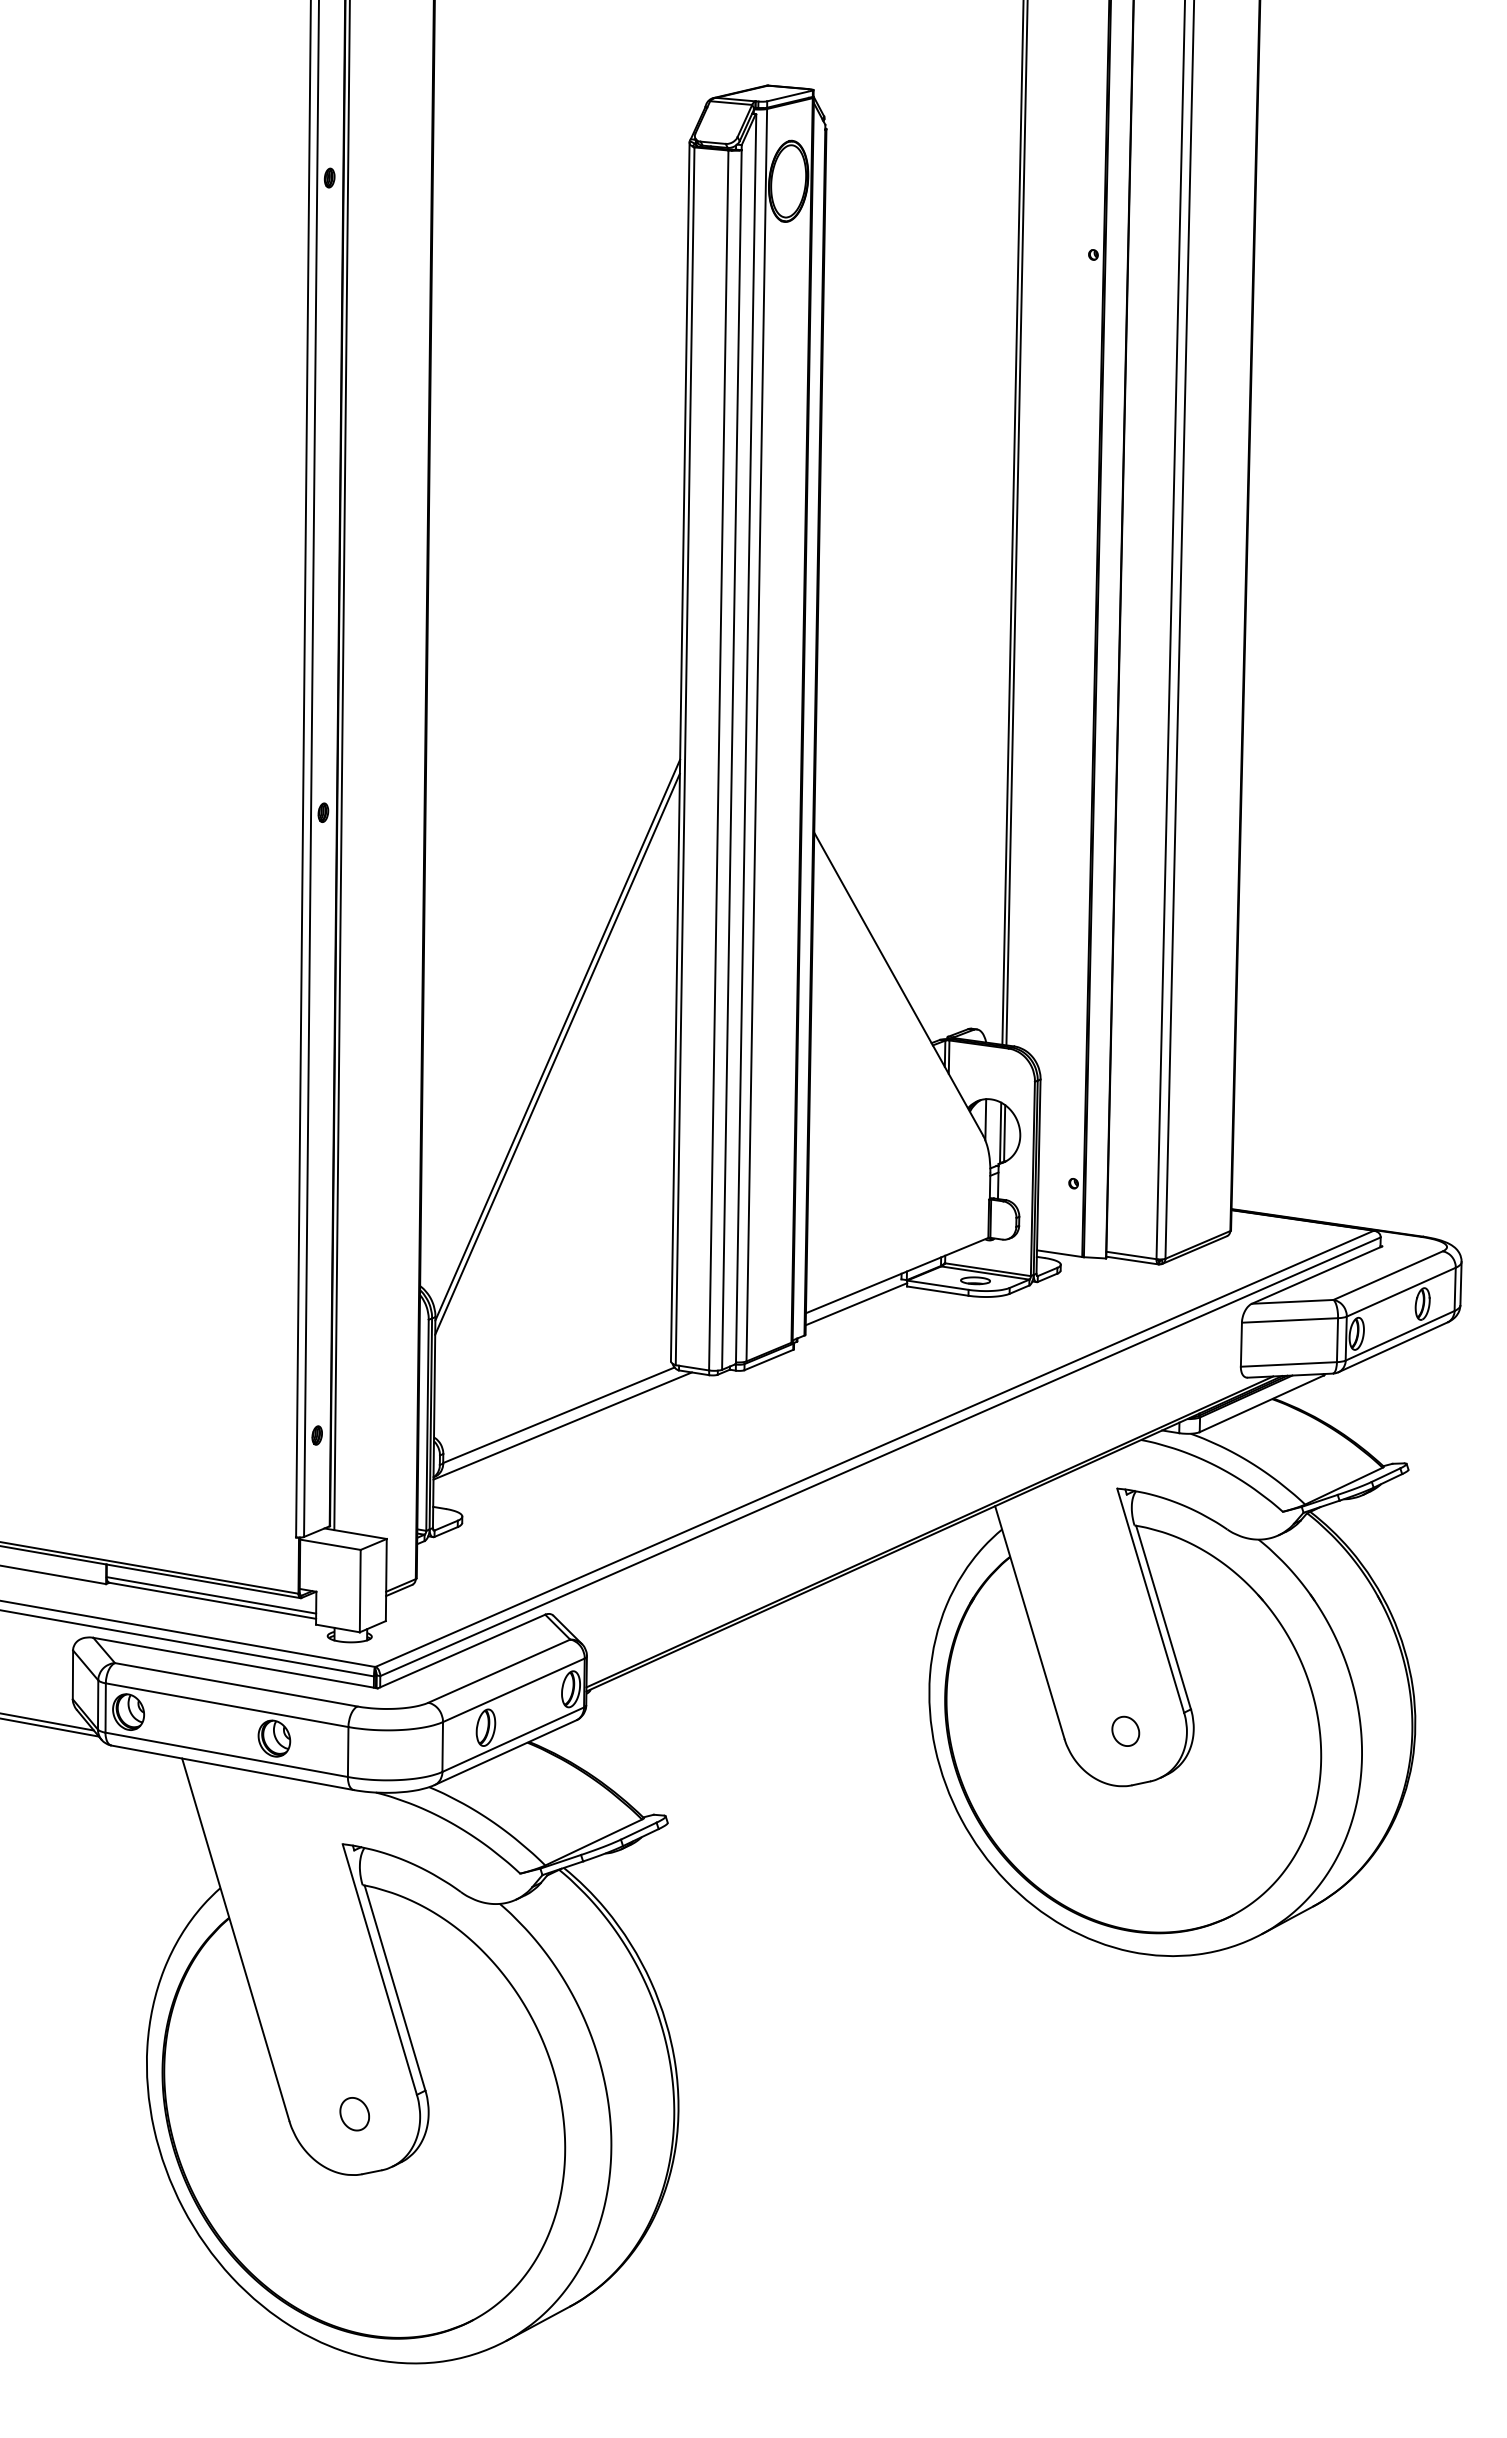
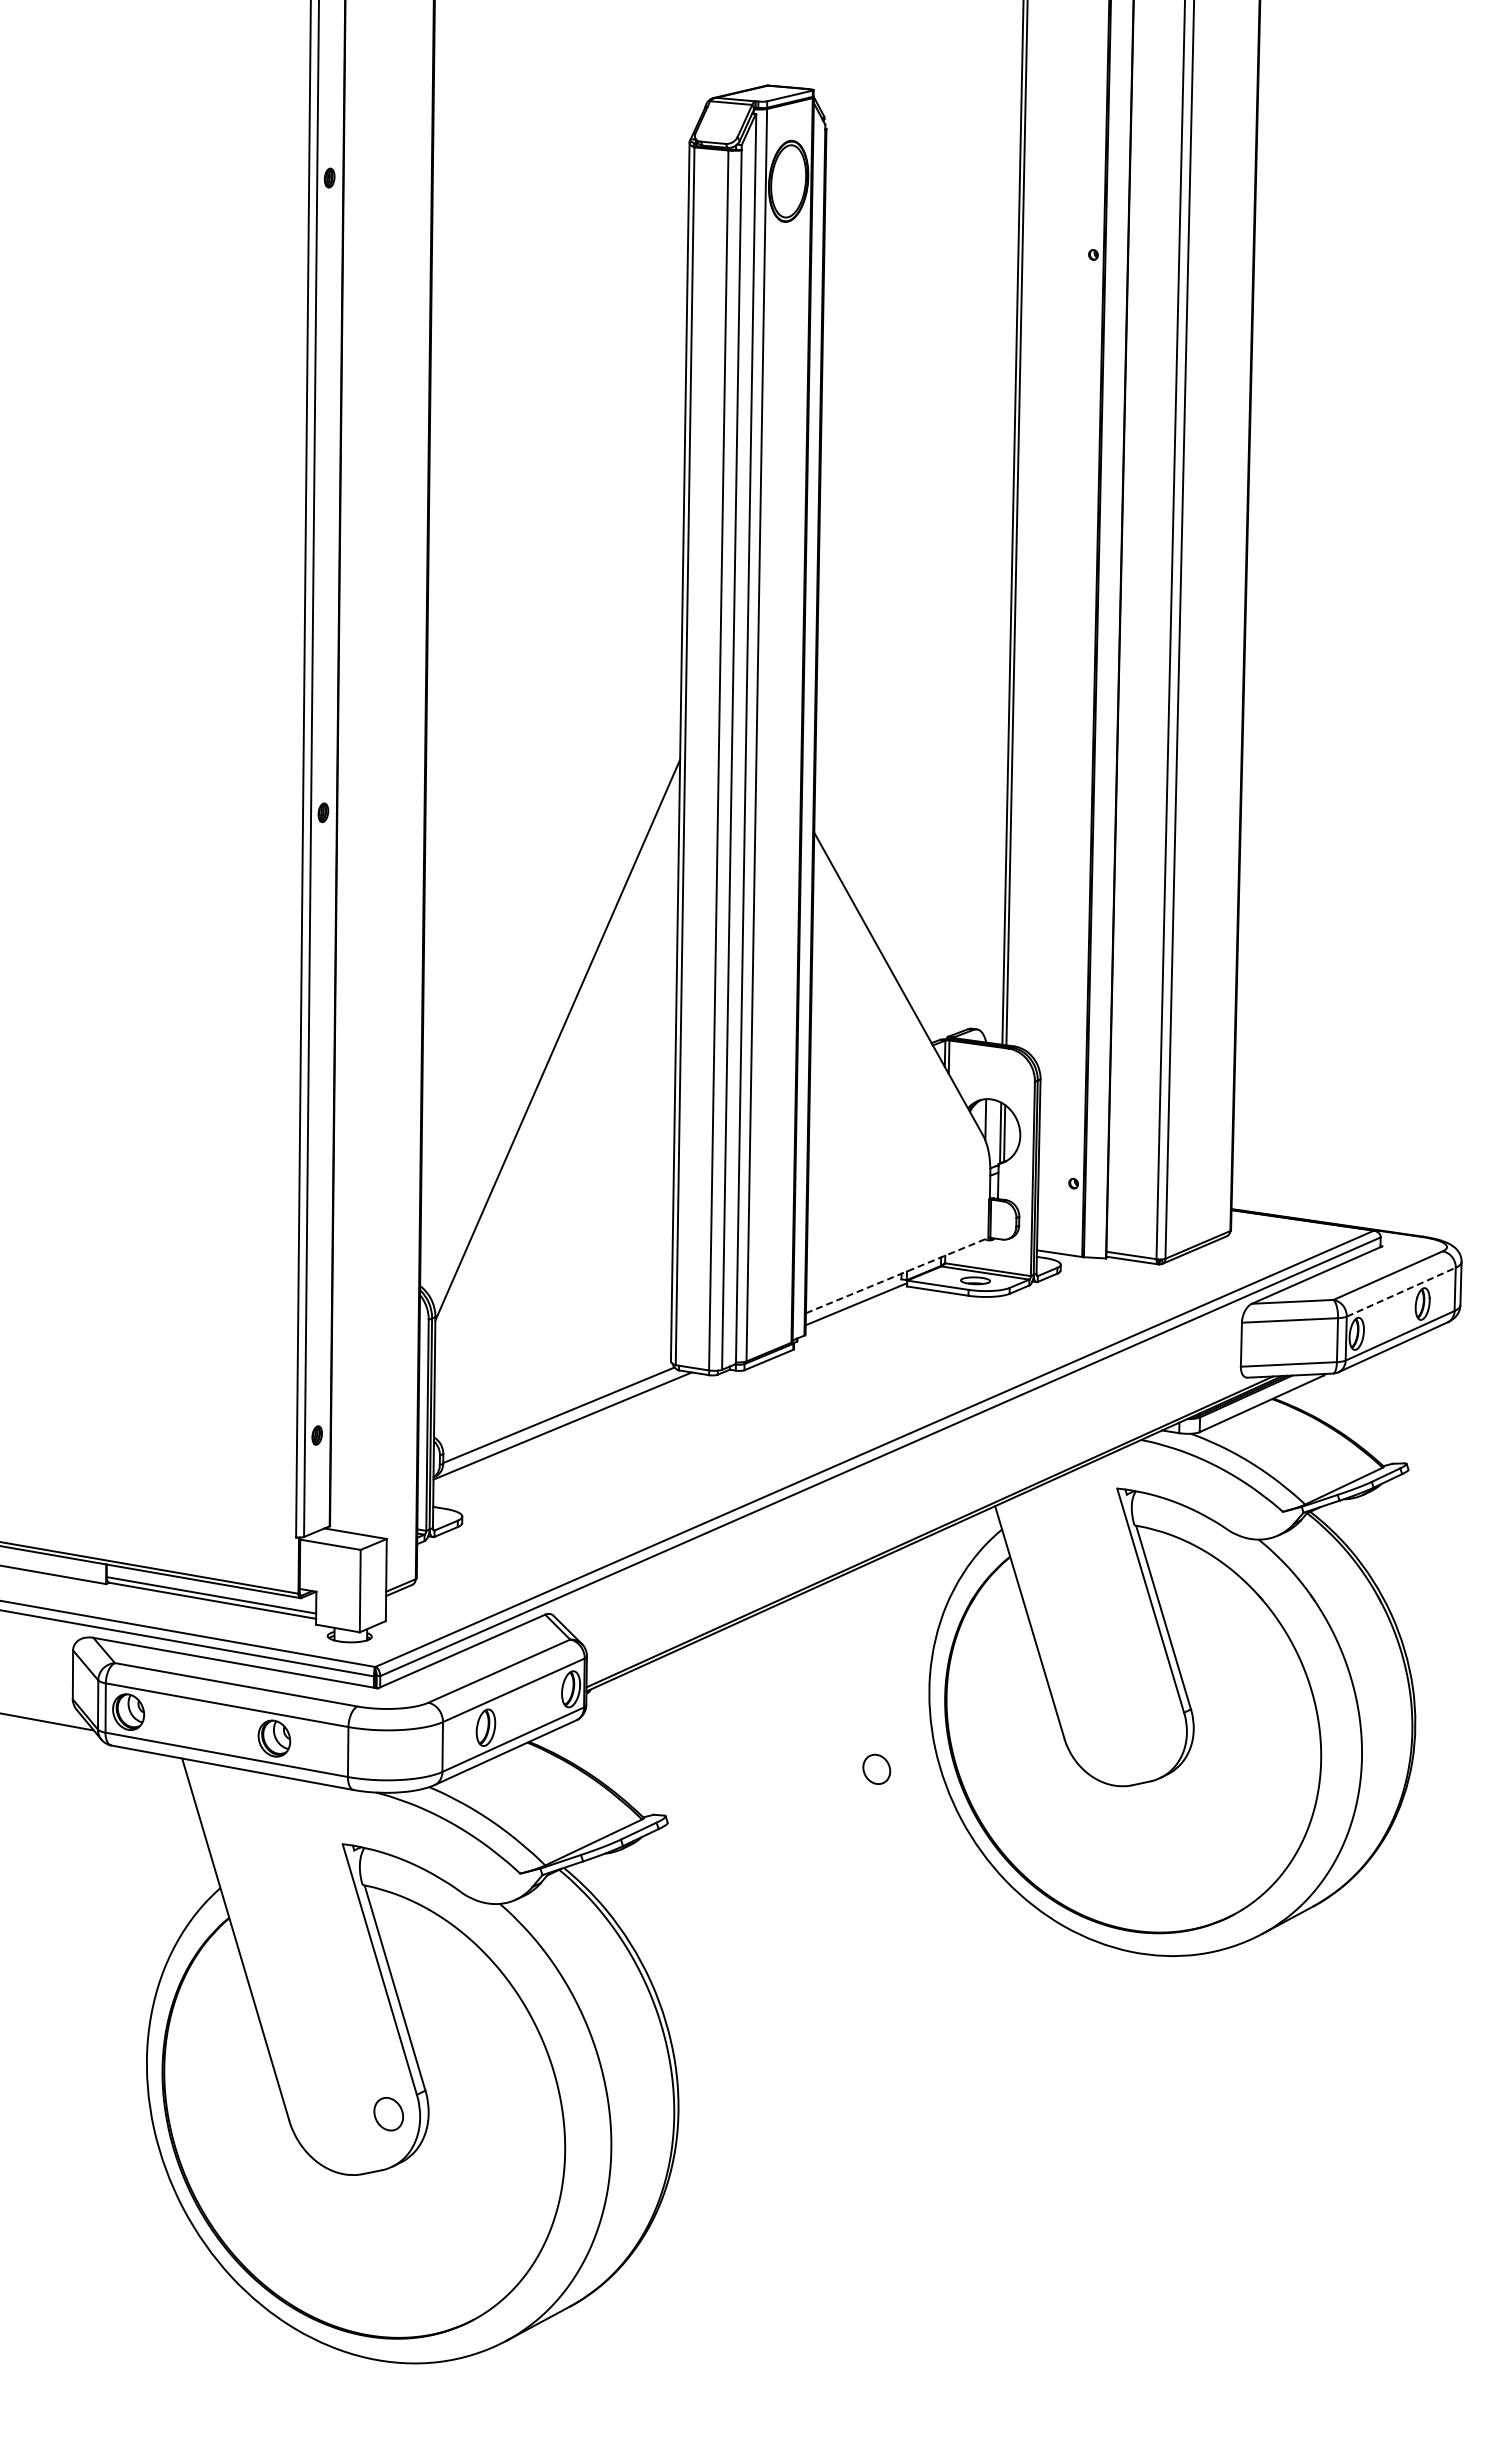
line: present -> none (341, 766)
line: present -> none (557, 1053)
line: solid -> dashed (897, 1275)
line: solid -> dashed (1401, 1292)
line: present -> none (50, 1727)
part position: (1125, 1730) -> (876, 1768) (876, 1768)
part position: (354, 2114) -> (388, 2114) (388, 2114)
